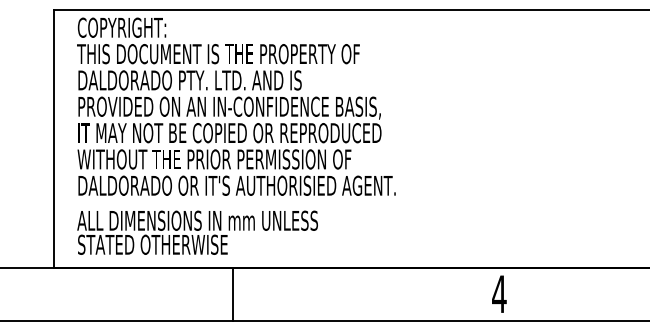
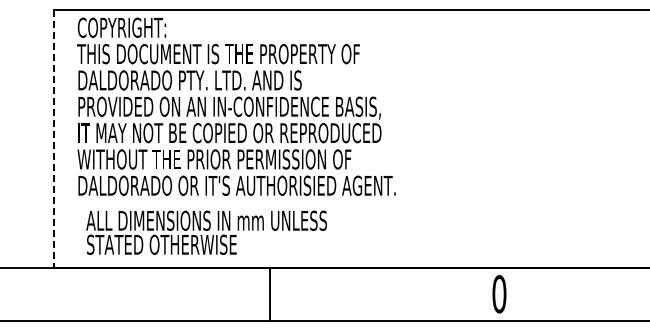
line: solid -> dashed (54, 138)
text position: (197, 232) -> (206, 232) (206, 232)
line position: (232, 293) -> (269, 293) (269, 293)
text: 4 -> 0 (499, 294)
